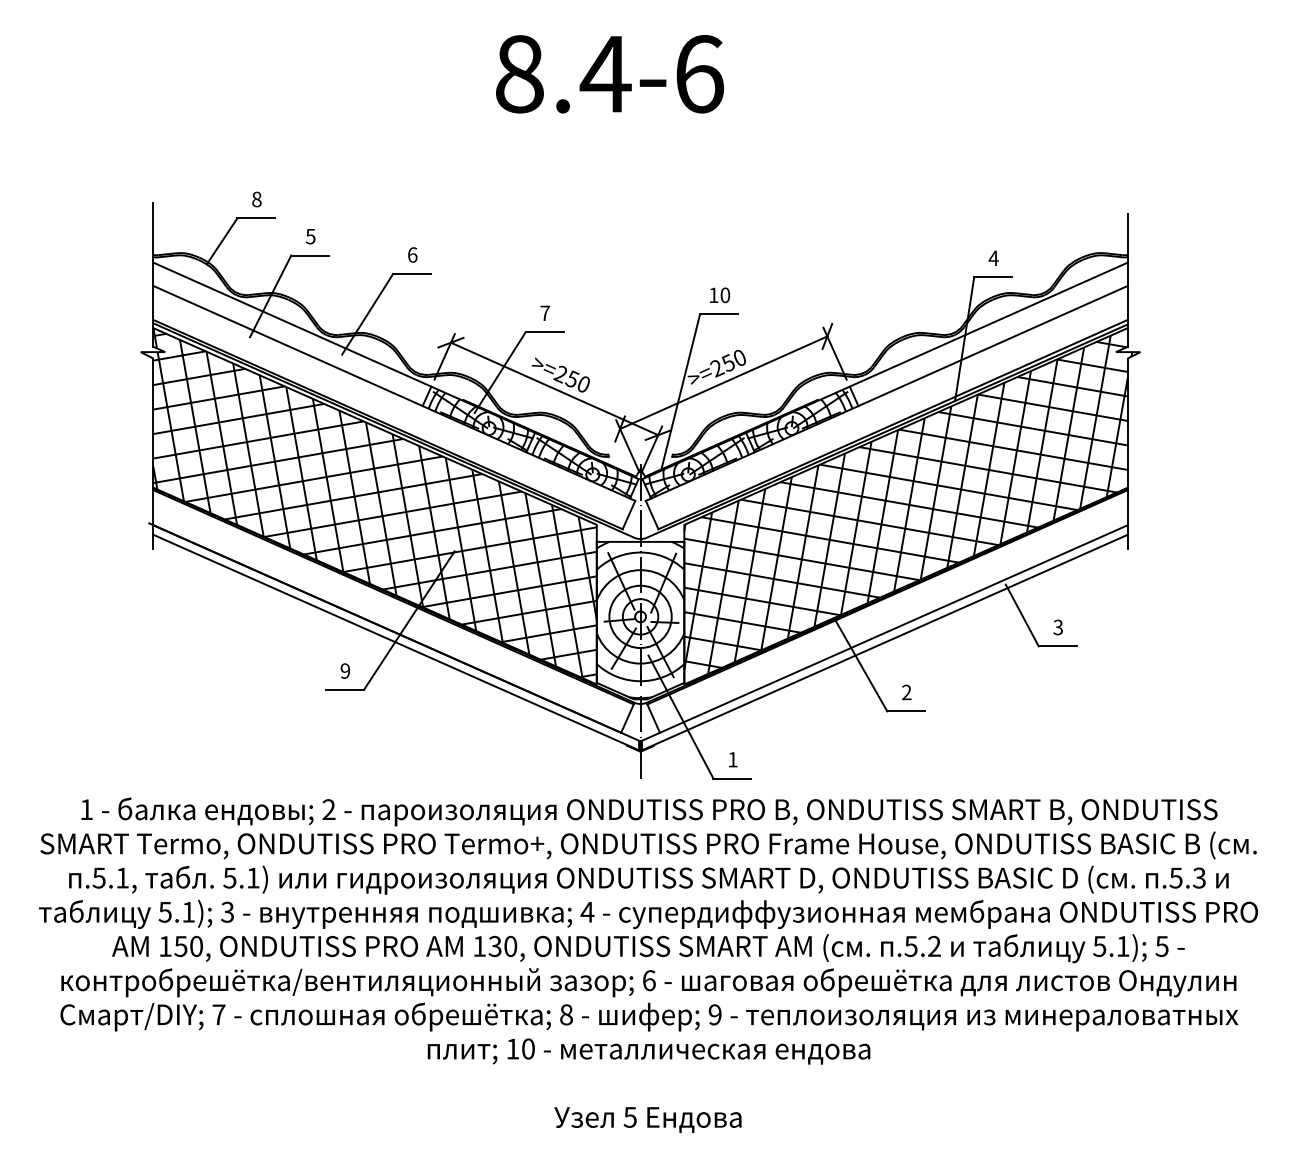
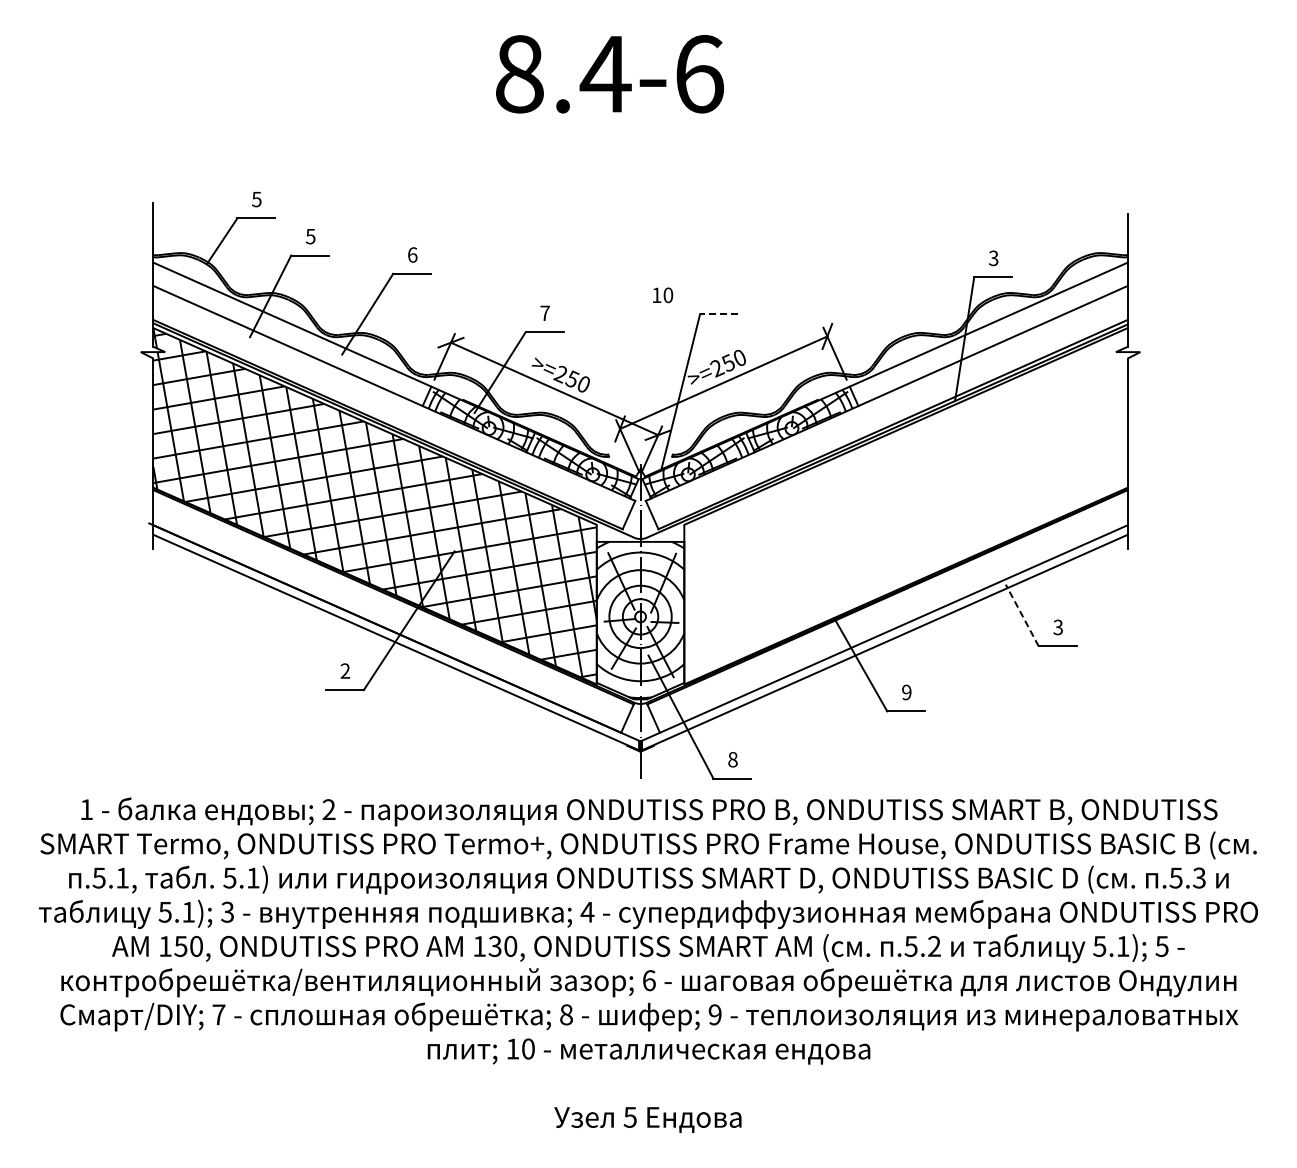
text: 8 -> 5 (256, 199)
text: 4 -> 3 (993, 258)
text position: (720, 295) -> (663, 295) (663, 295)
line: solid -> dashed (719, 314)
hatch: present -> none (908, 504)
line: solid -> dashed (1022, 615)
text: 9 -> 2 (345, 670)
text: 2 -> 9 (906, 692)
text: 1 -> 8 (732, 759)
